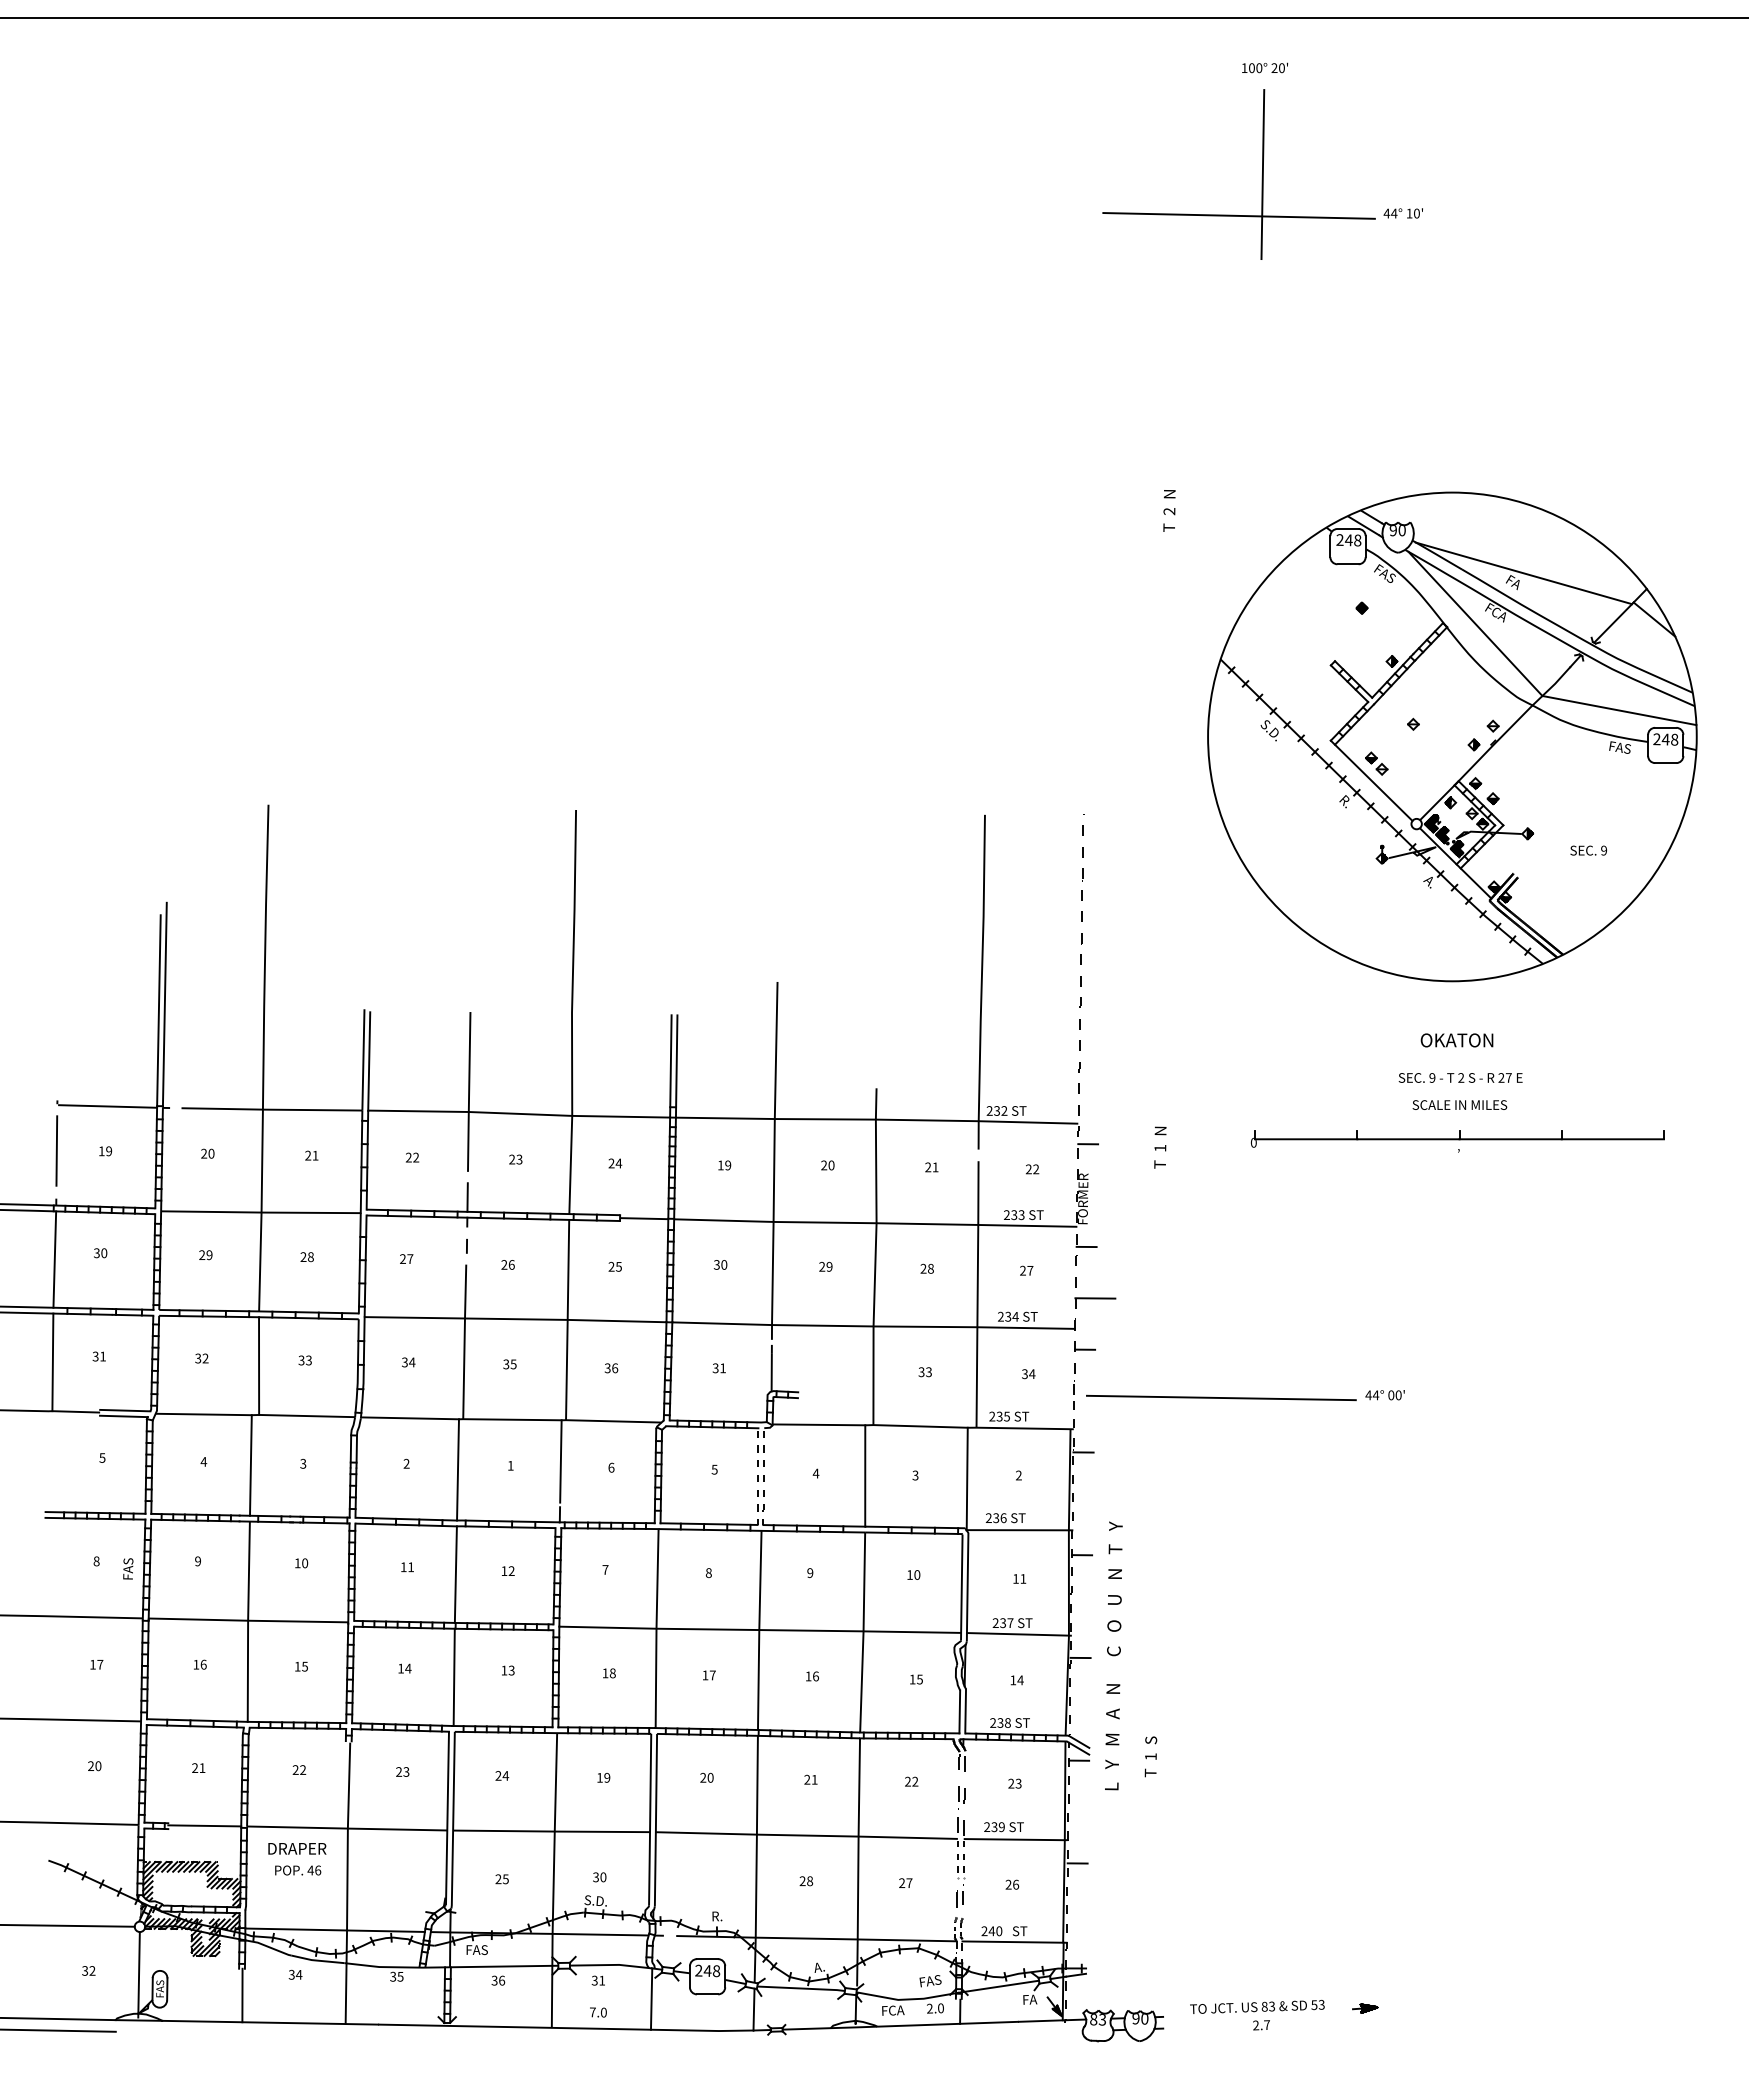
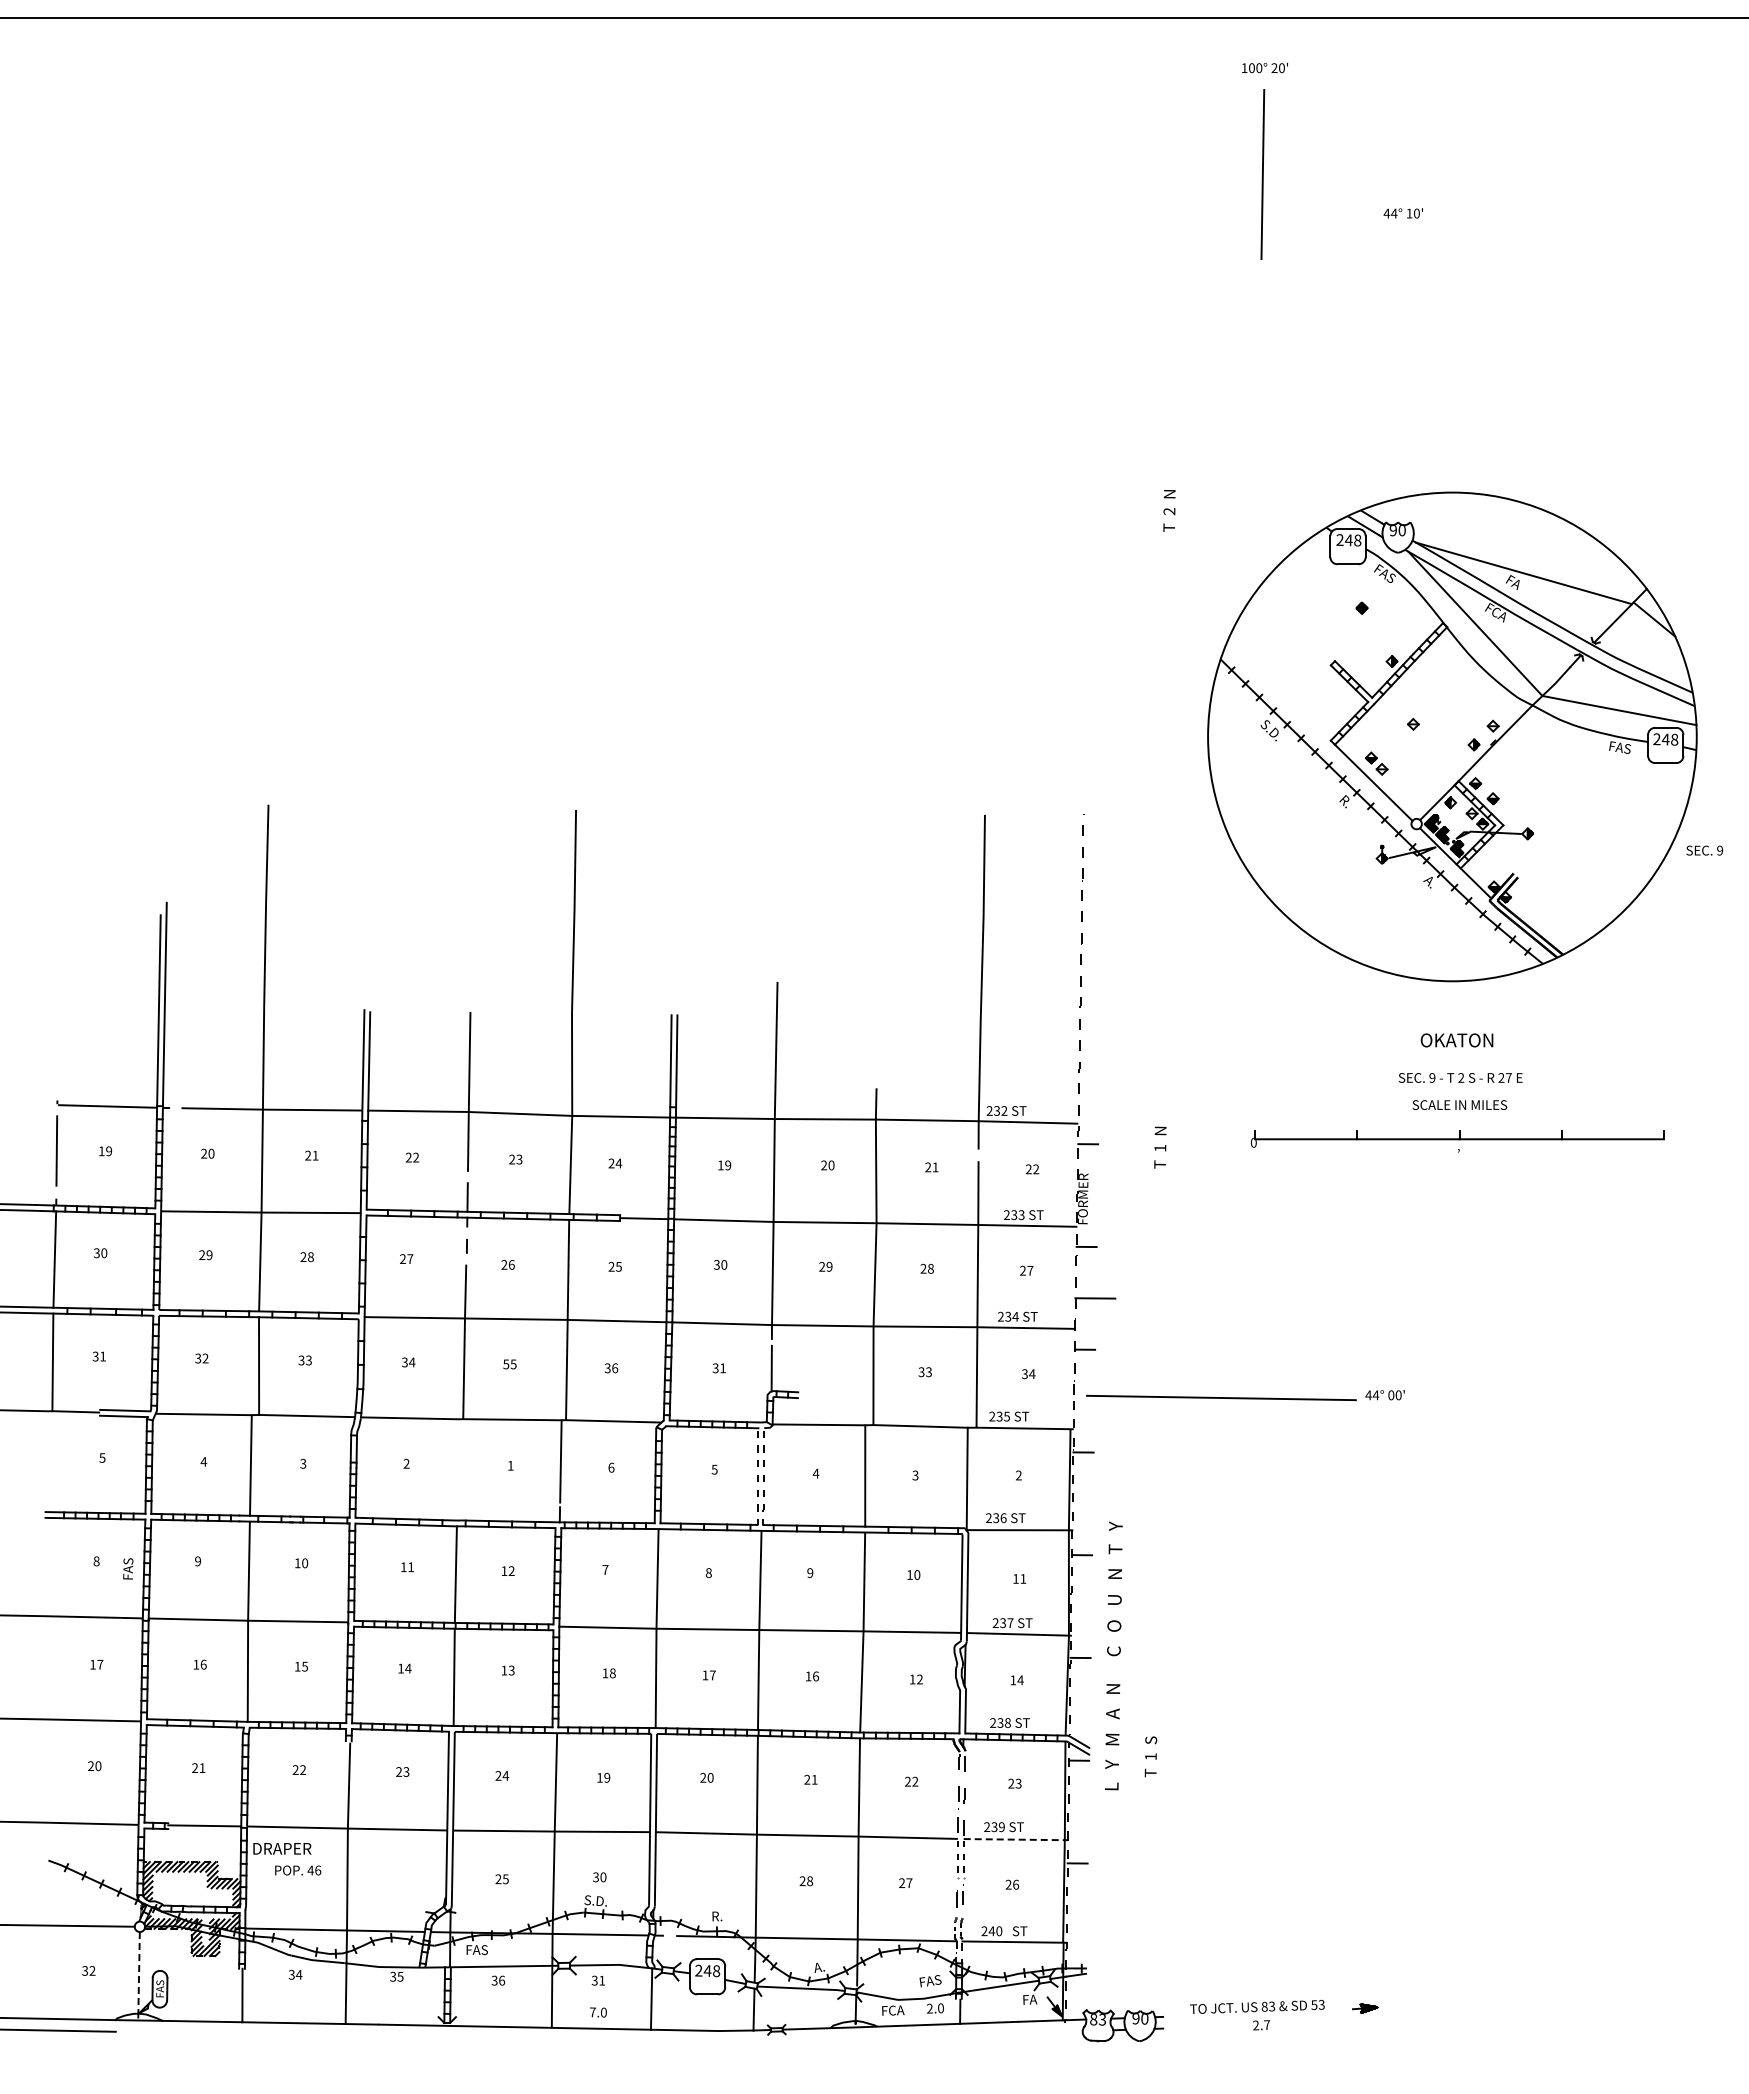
line: present -> none (1238, 215)
text position: (1588, 850) -> (1704, 850) (1704, 850)
text: 35 -> 55 (506, 1363)
line: present -> none (458, 1469)
text: 15 -> 12 (919, 1679)
line: solid -> dashed (1017, 1839)
text position: (297, 1848) -> (282, 1848) (282, 1848)
line: solid -> dashed (139, 1972)
